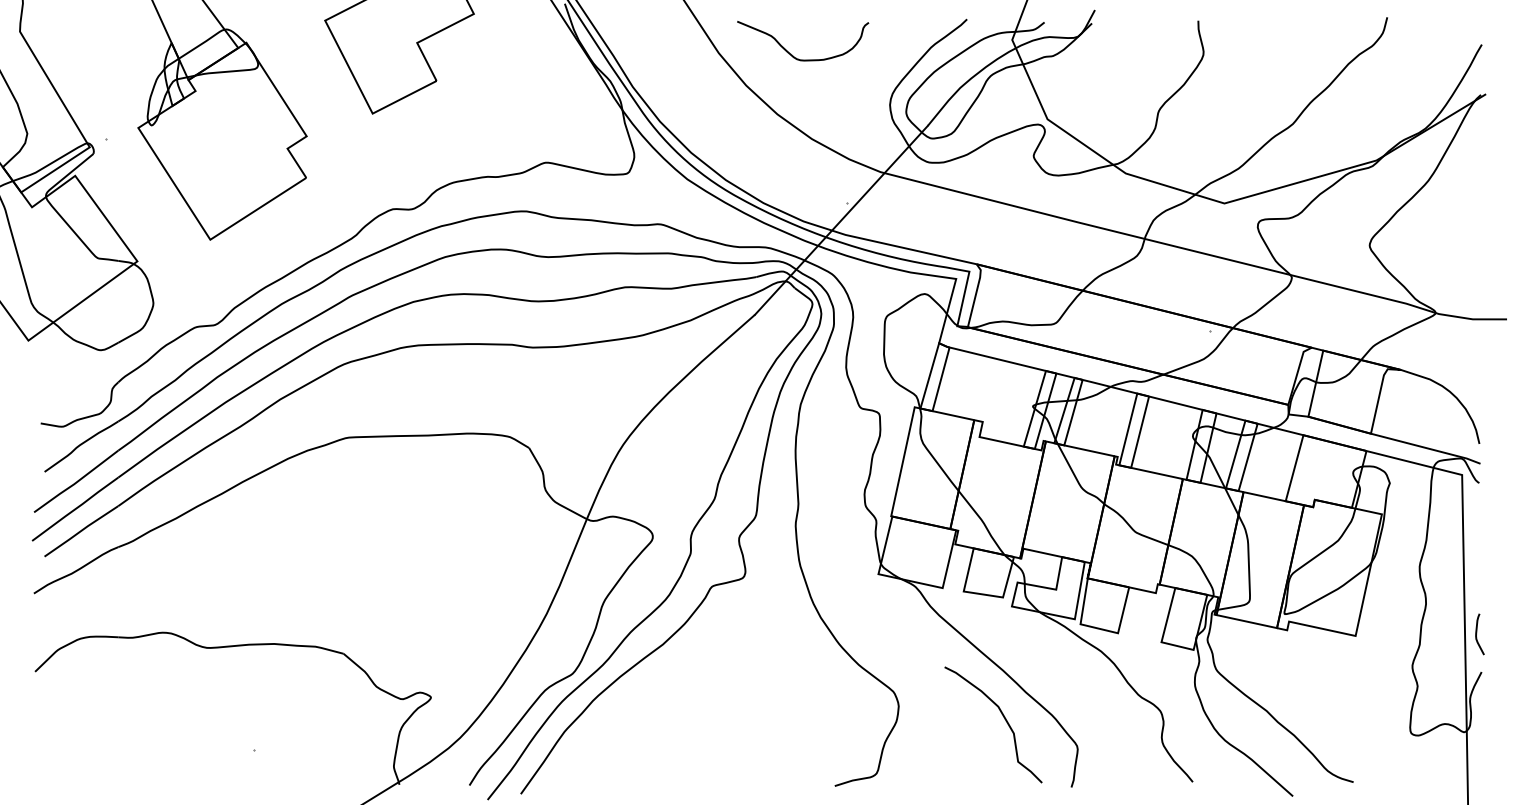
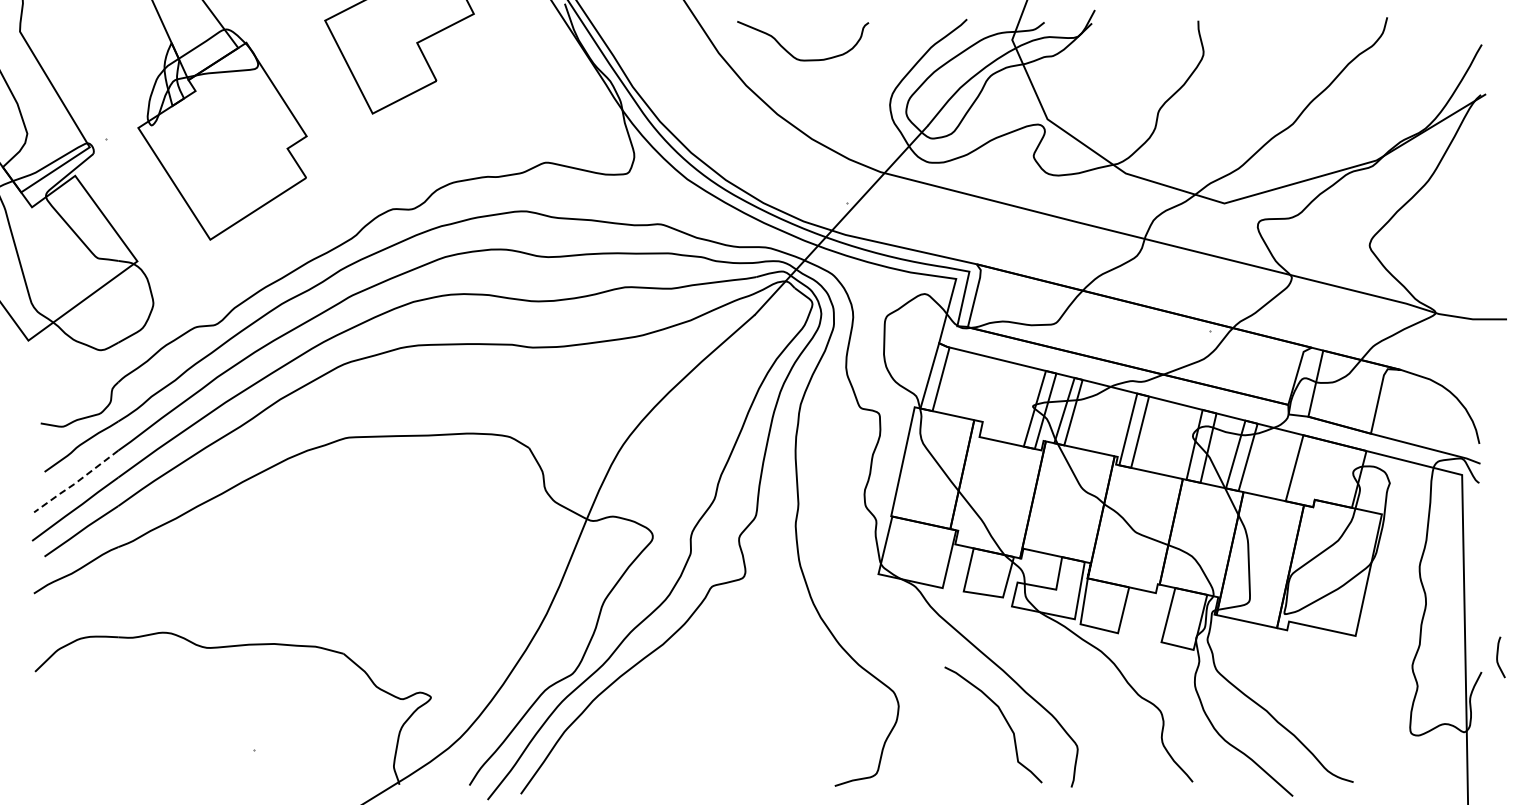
line: solid -> dashed (75, 483)
curve position: (1477, 633) -> (1498, 656) (1498, 656)
